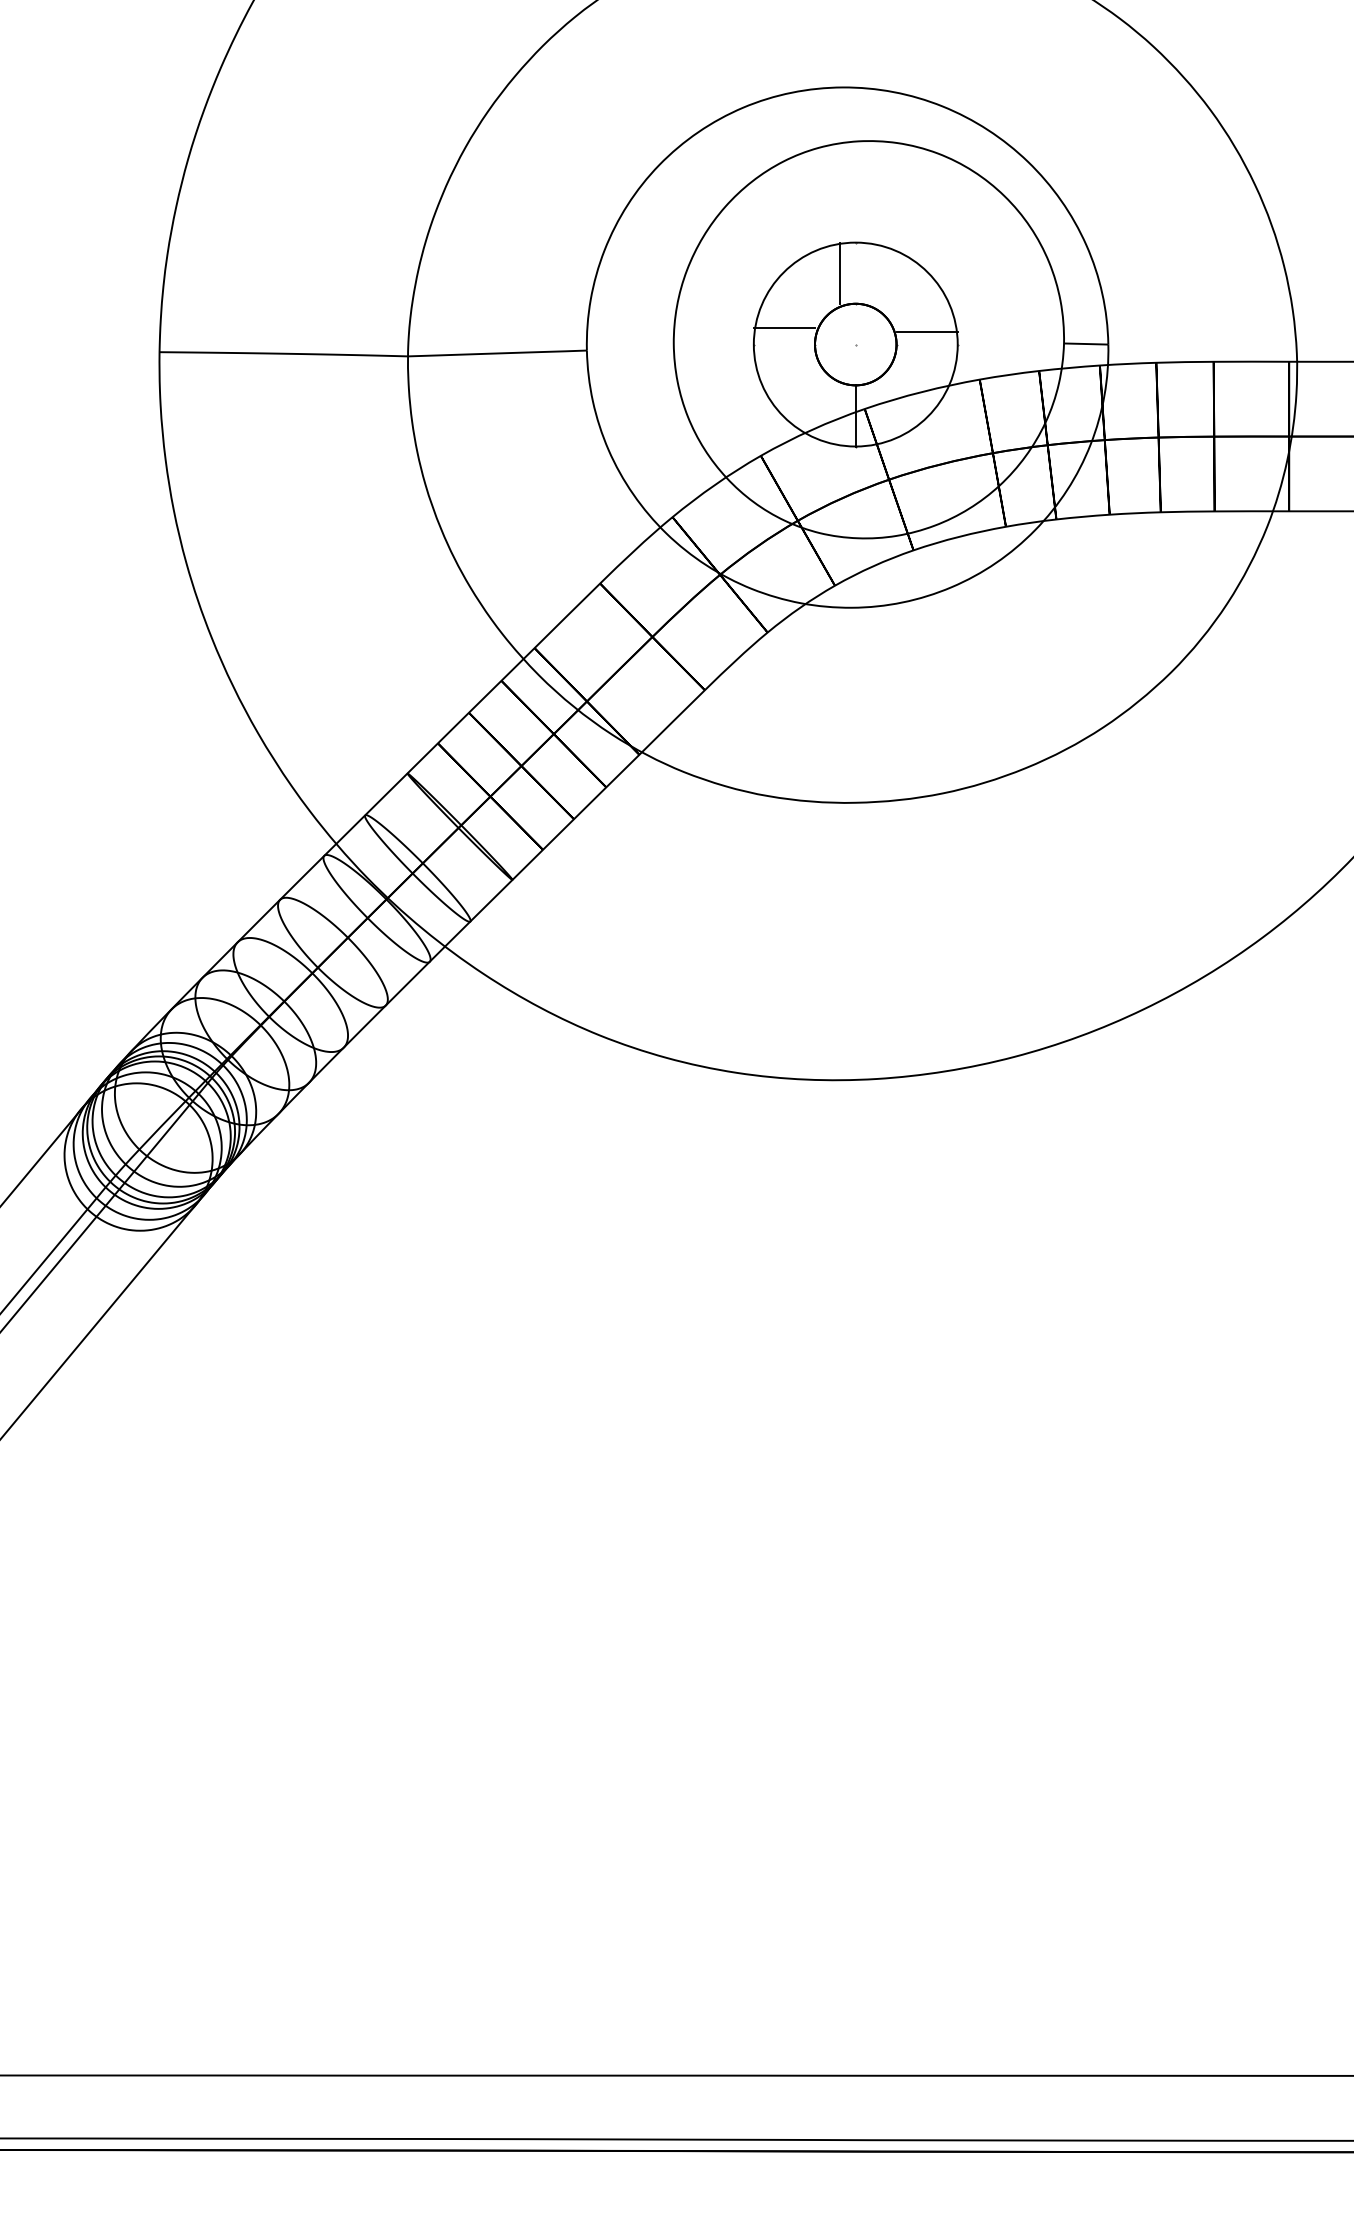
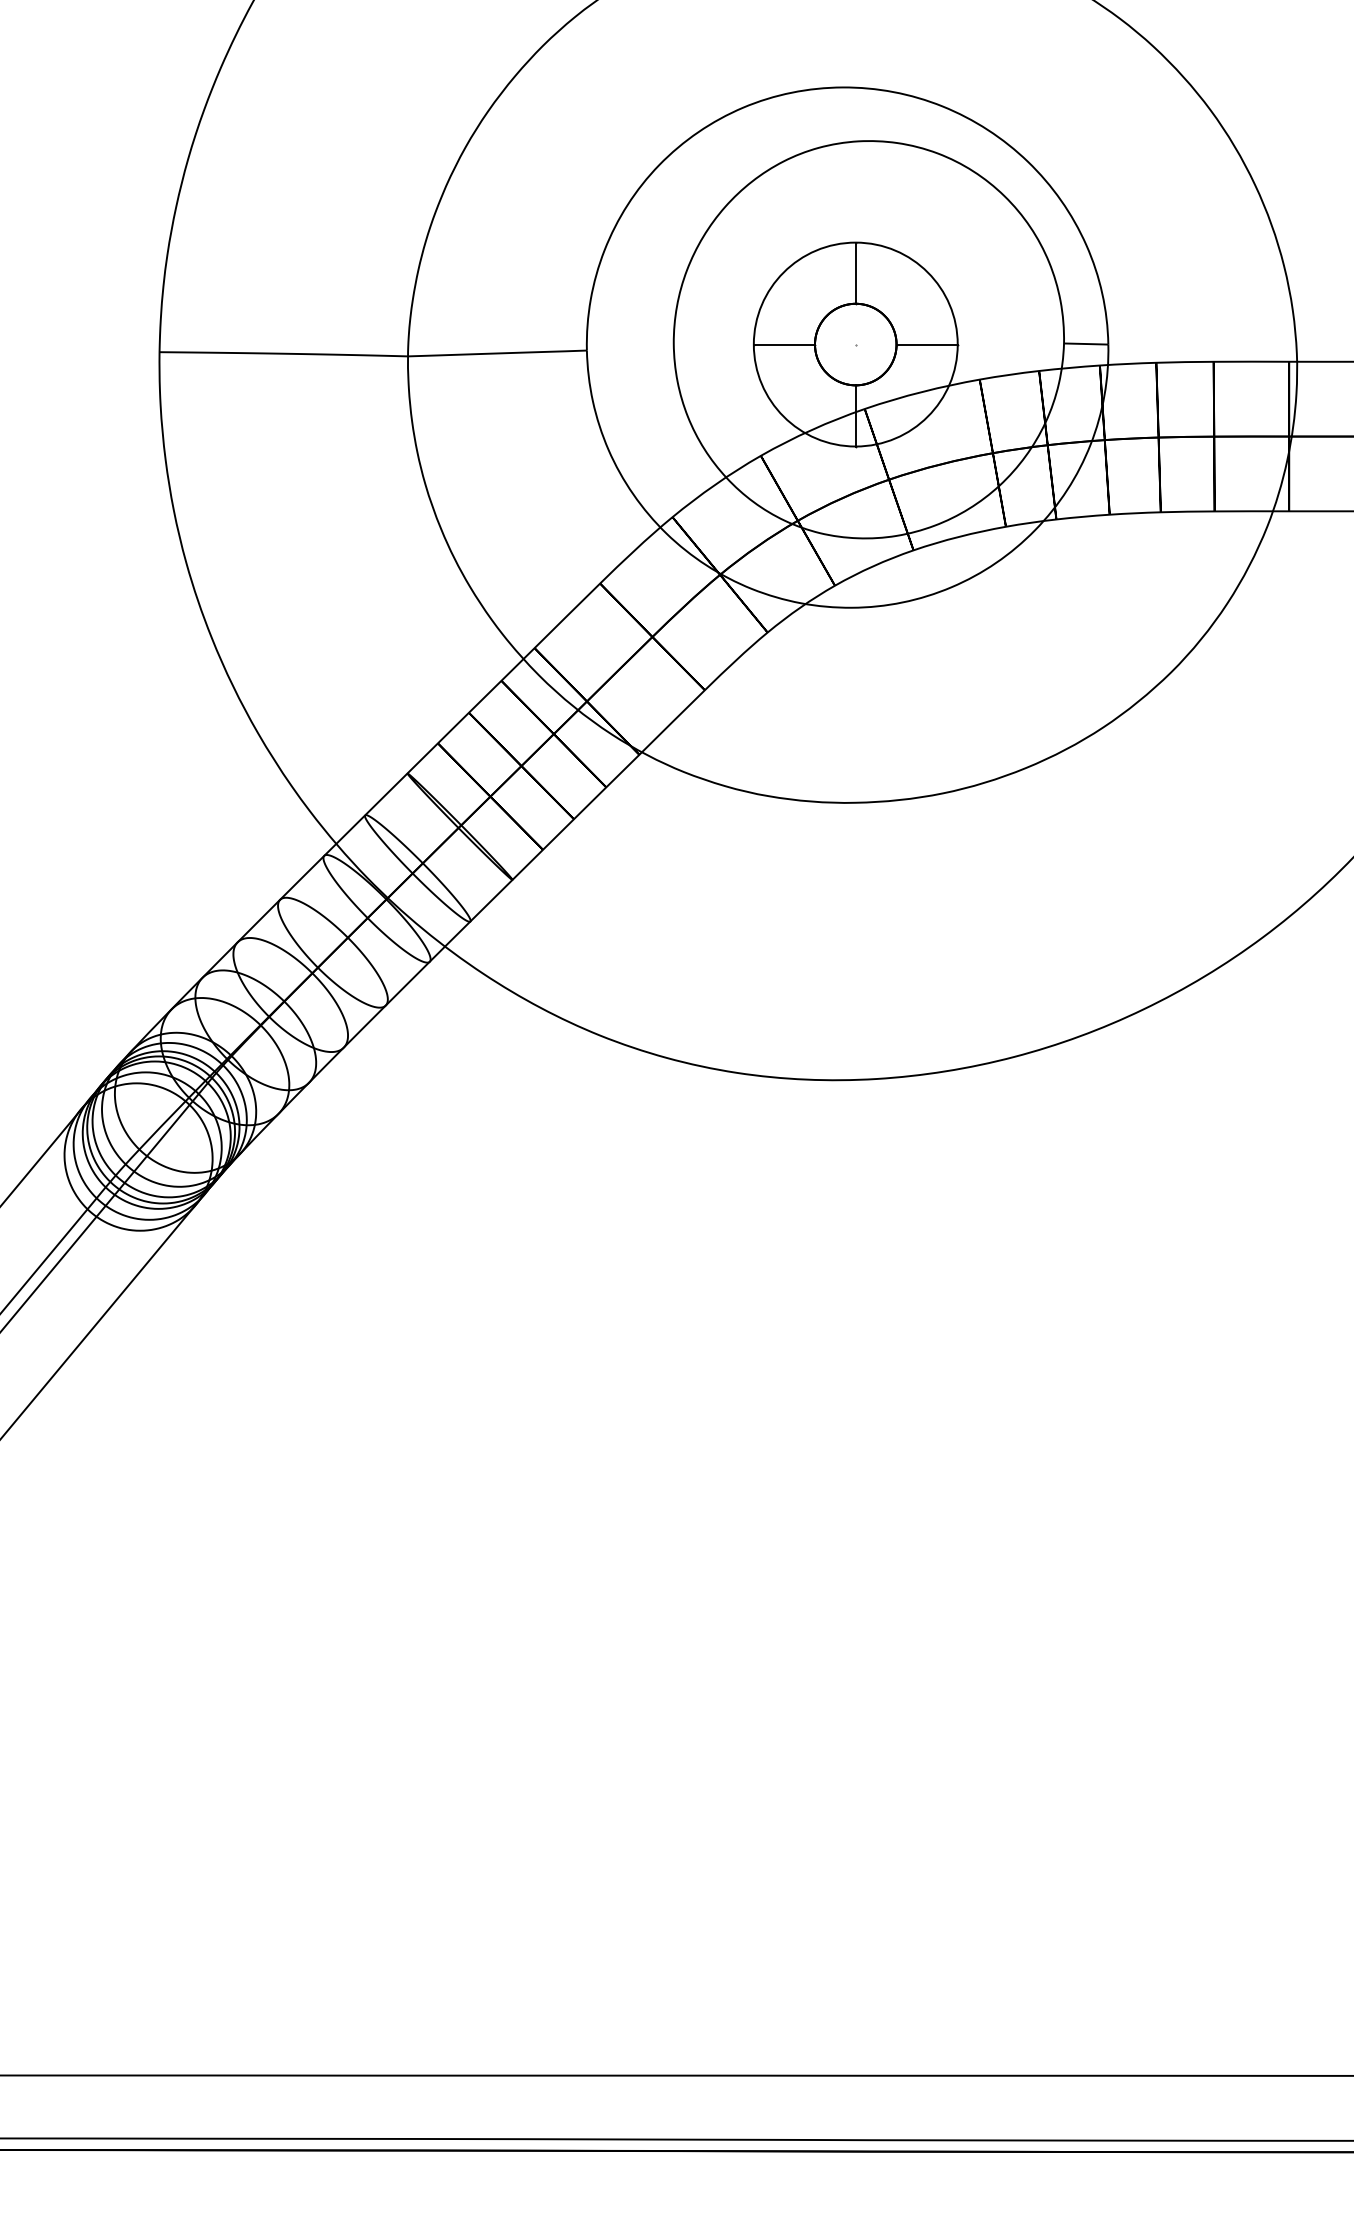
line position: (839, 272) -> (855, 272) (855, 272)
line position: (784, 327) -> (784, 344) (784, 344)
line position: (926, 331) -> (926, 344) (926, 344)
